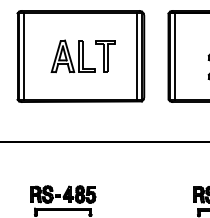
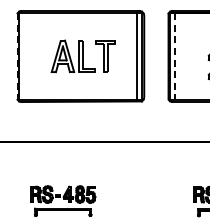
line: present -> none (23, 56)
line: solid -> dashed (17, 57)
line: solid -> dashed (174, 57)
